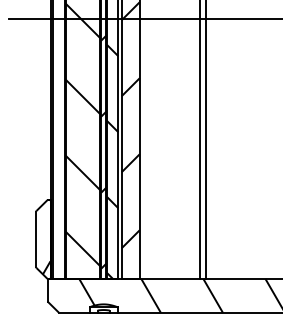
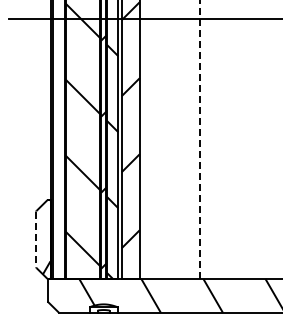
line: solid -> dashed (200, 139)
line: present -> none (205, 140)
line: solid -> dashed (36, 239)
